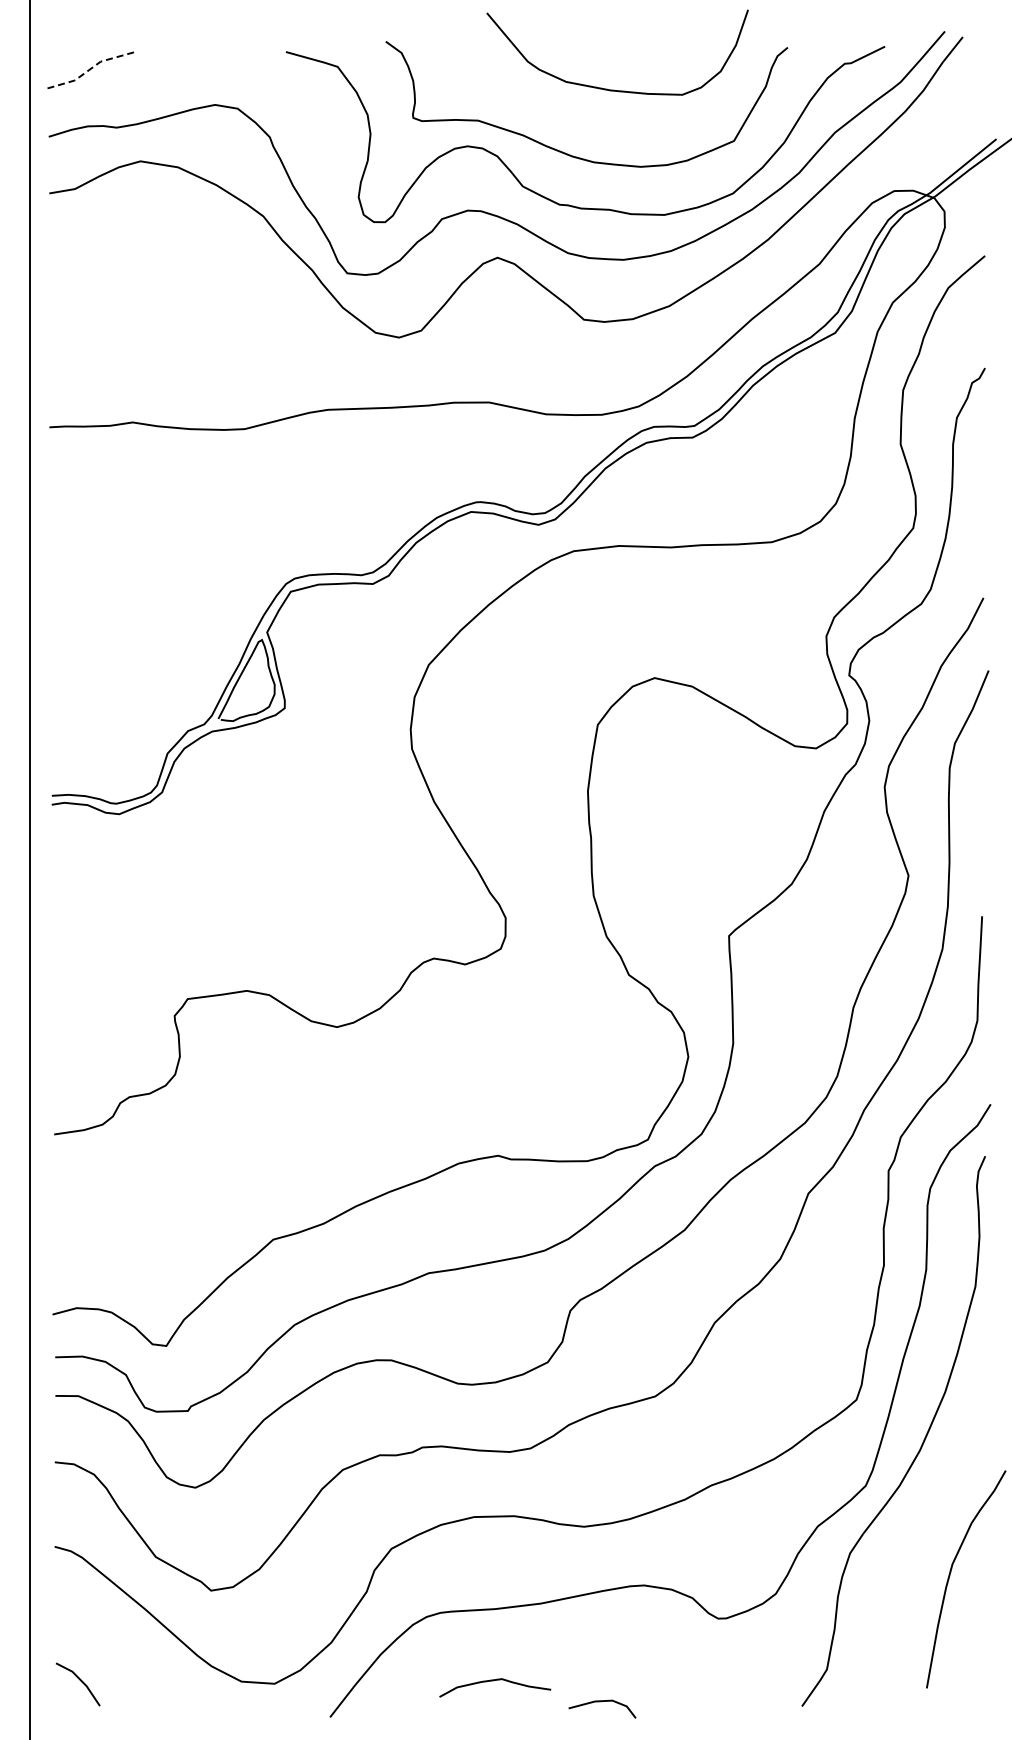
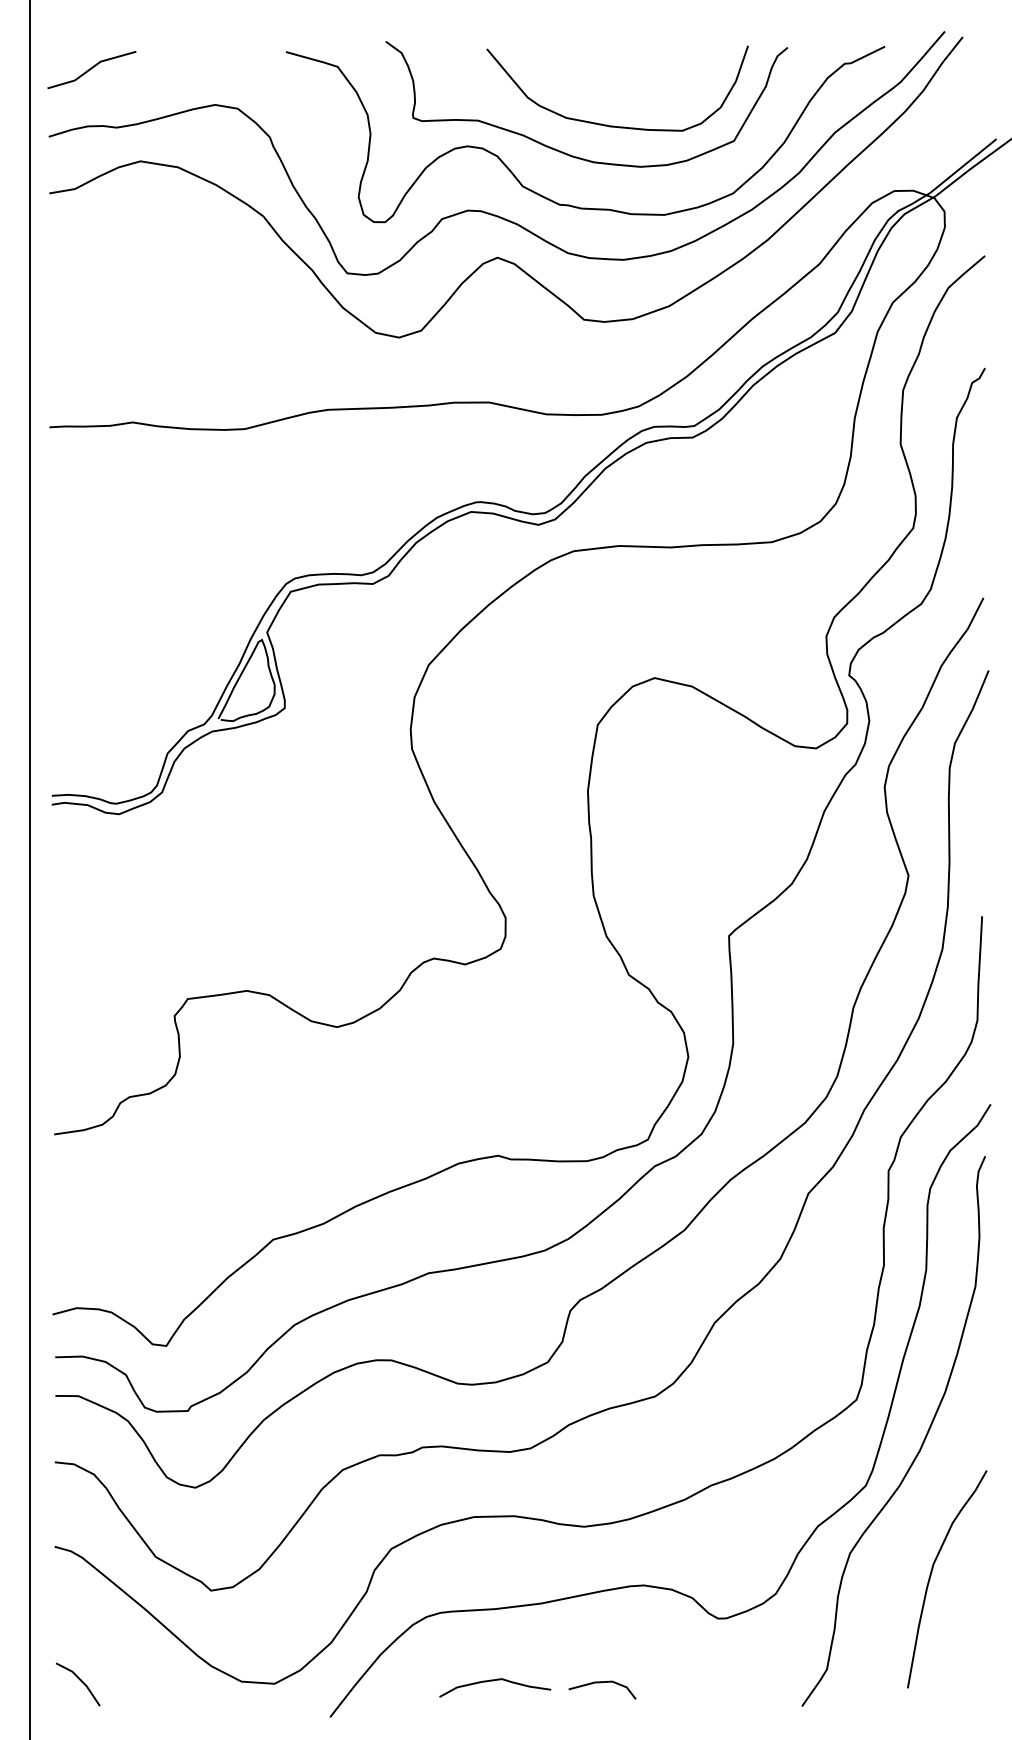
line: dashed -> solid (91, 68)
curve position: (614, 89) -> (614, 125) (614, 125)
curve position: (950, 1576) -> (931, 1576) (931, 1576)
line position: (601, 1702) -> (601, 1683) (601, 1683)
